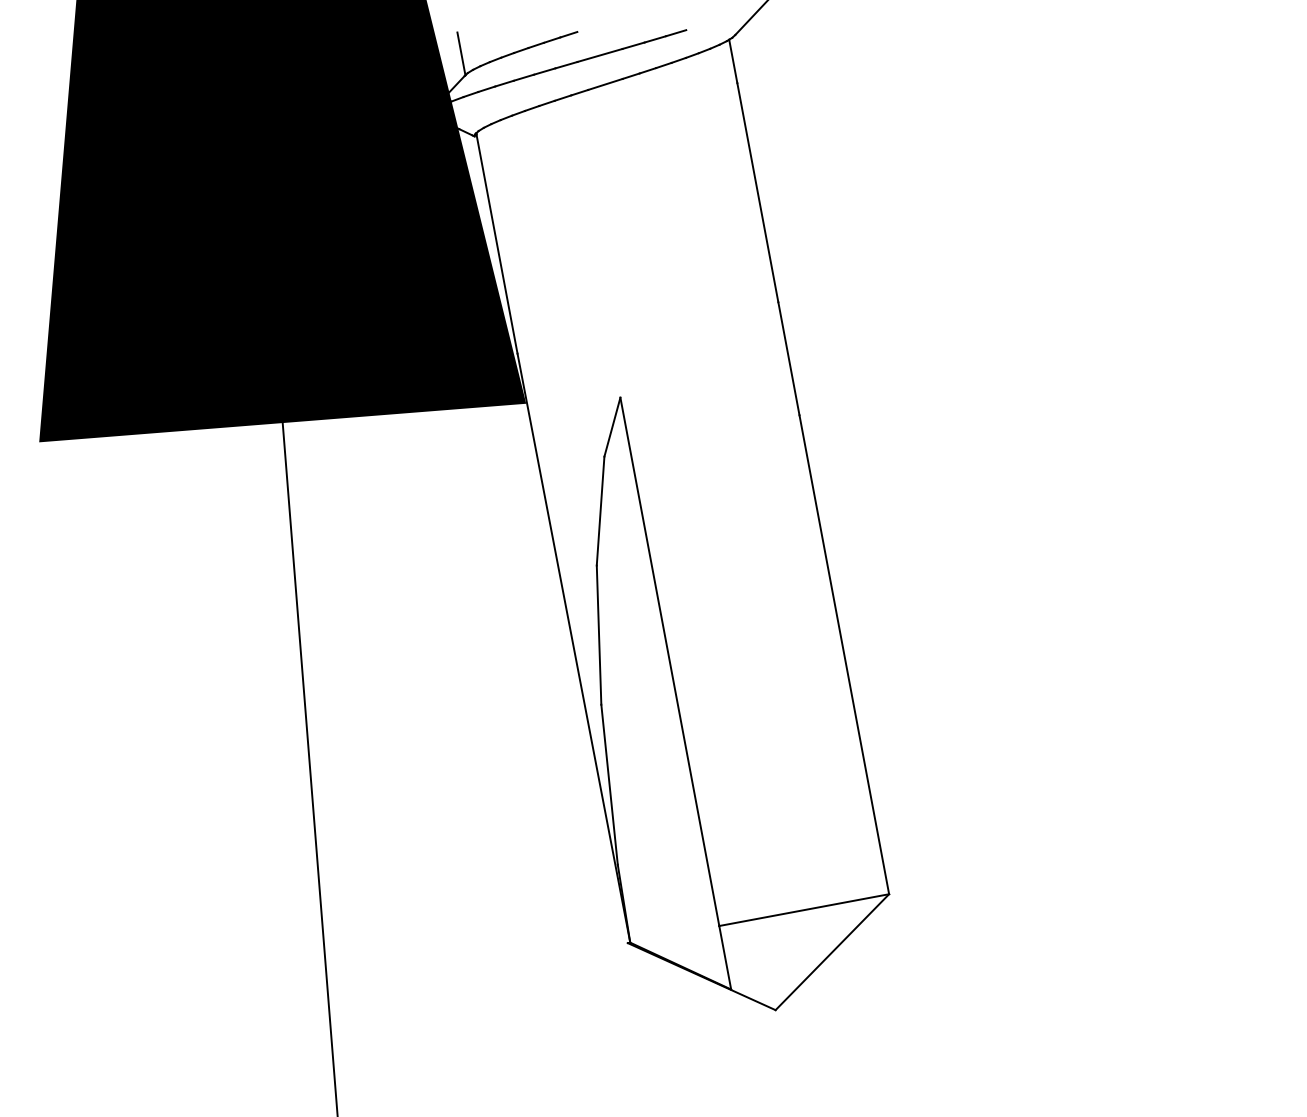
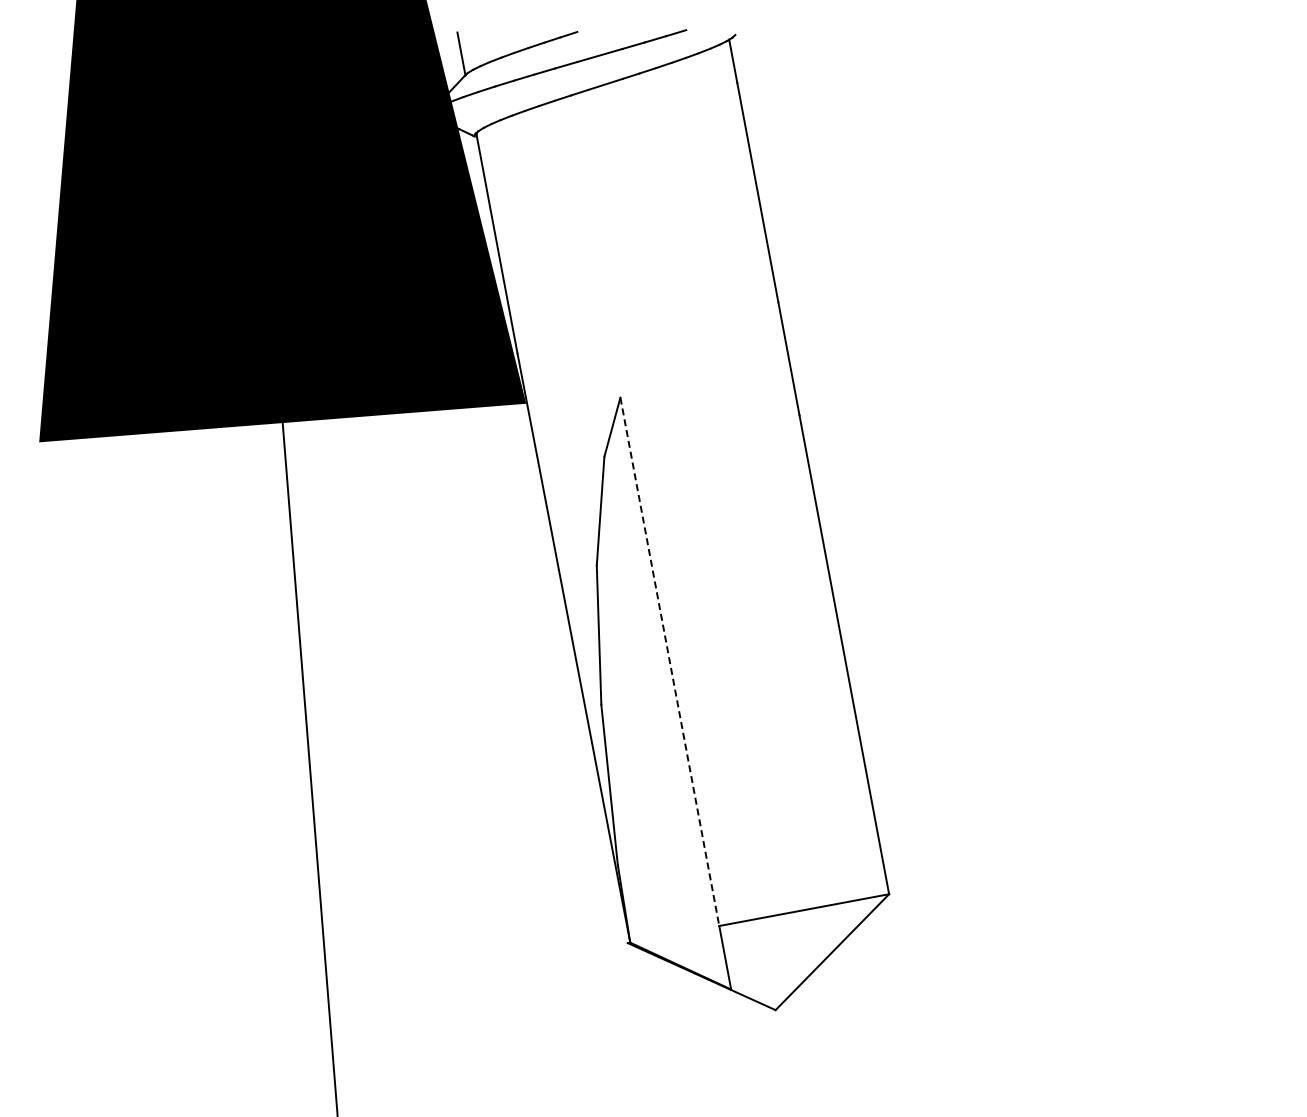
line: present -> none (750, 18)
line: solid -> dashed (669, 661)
